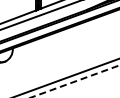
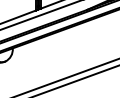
line: dashed -> solid (74, 81)
